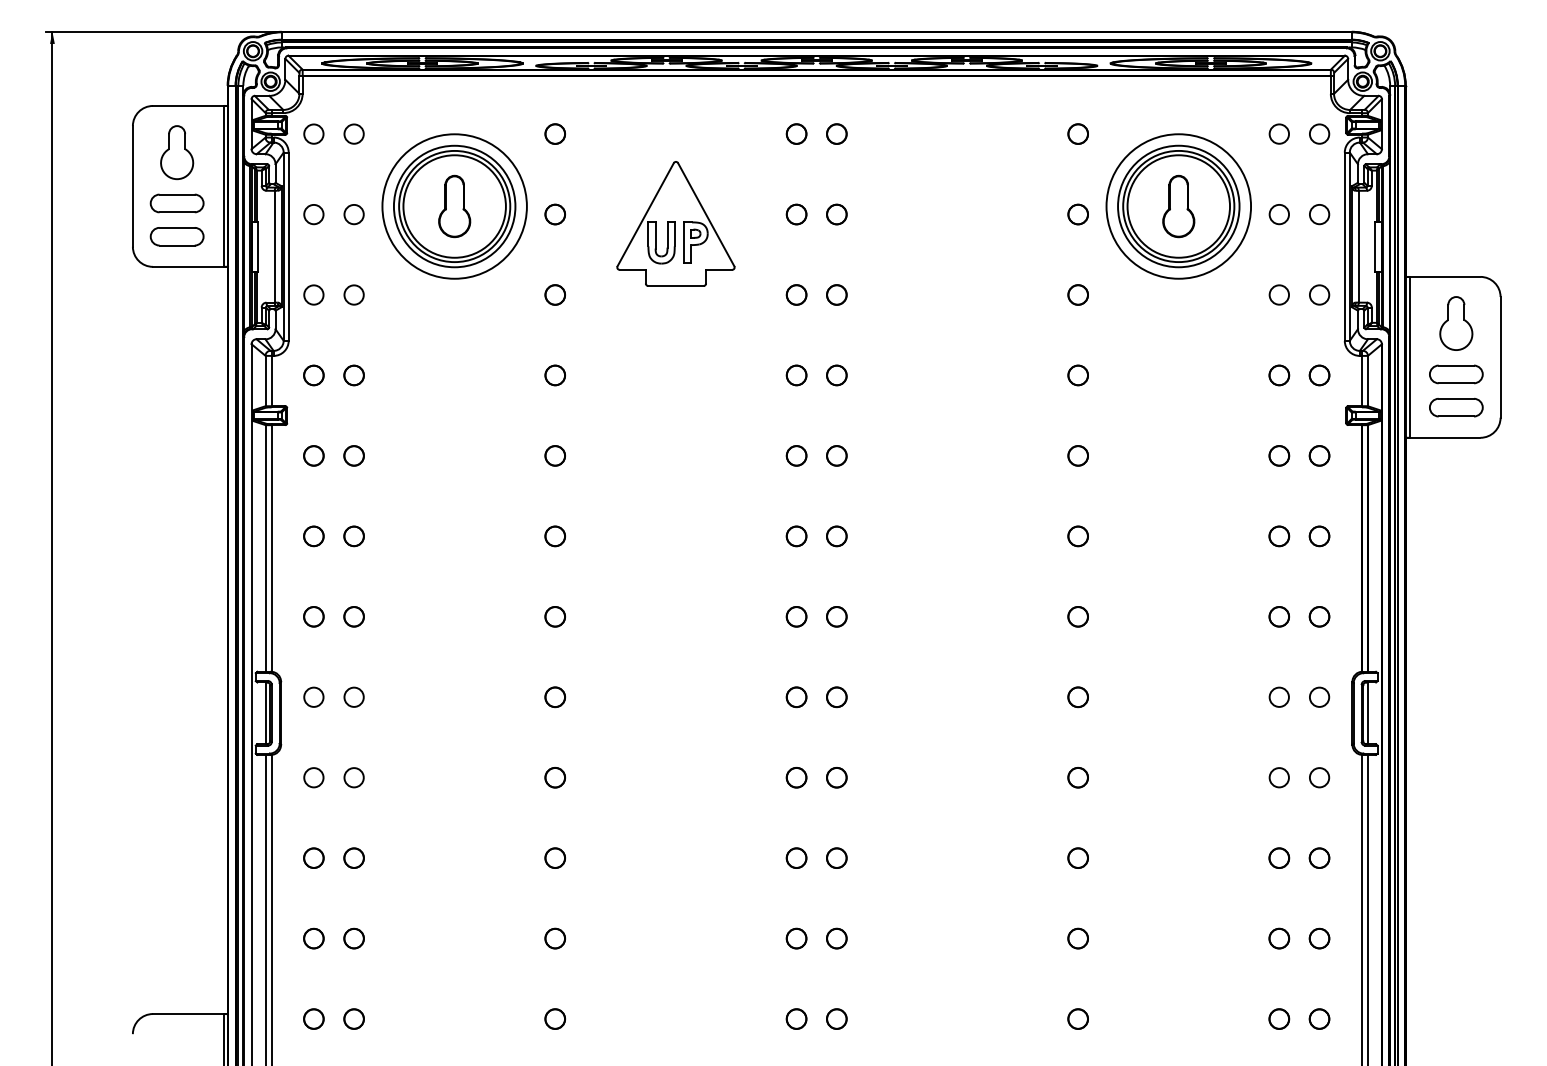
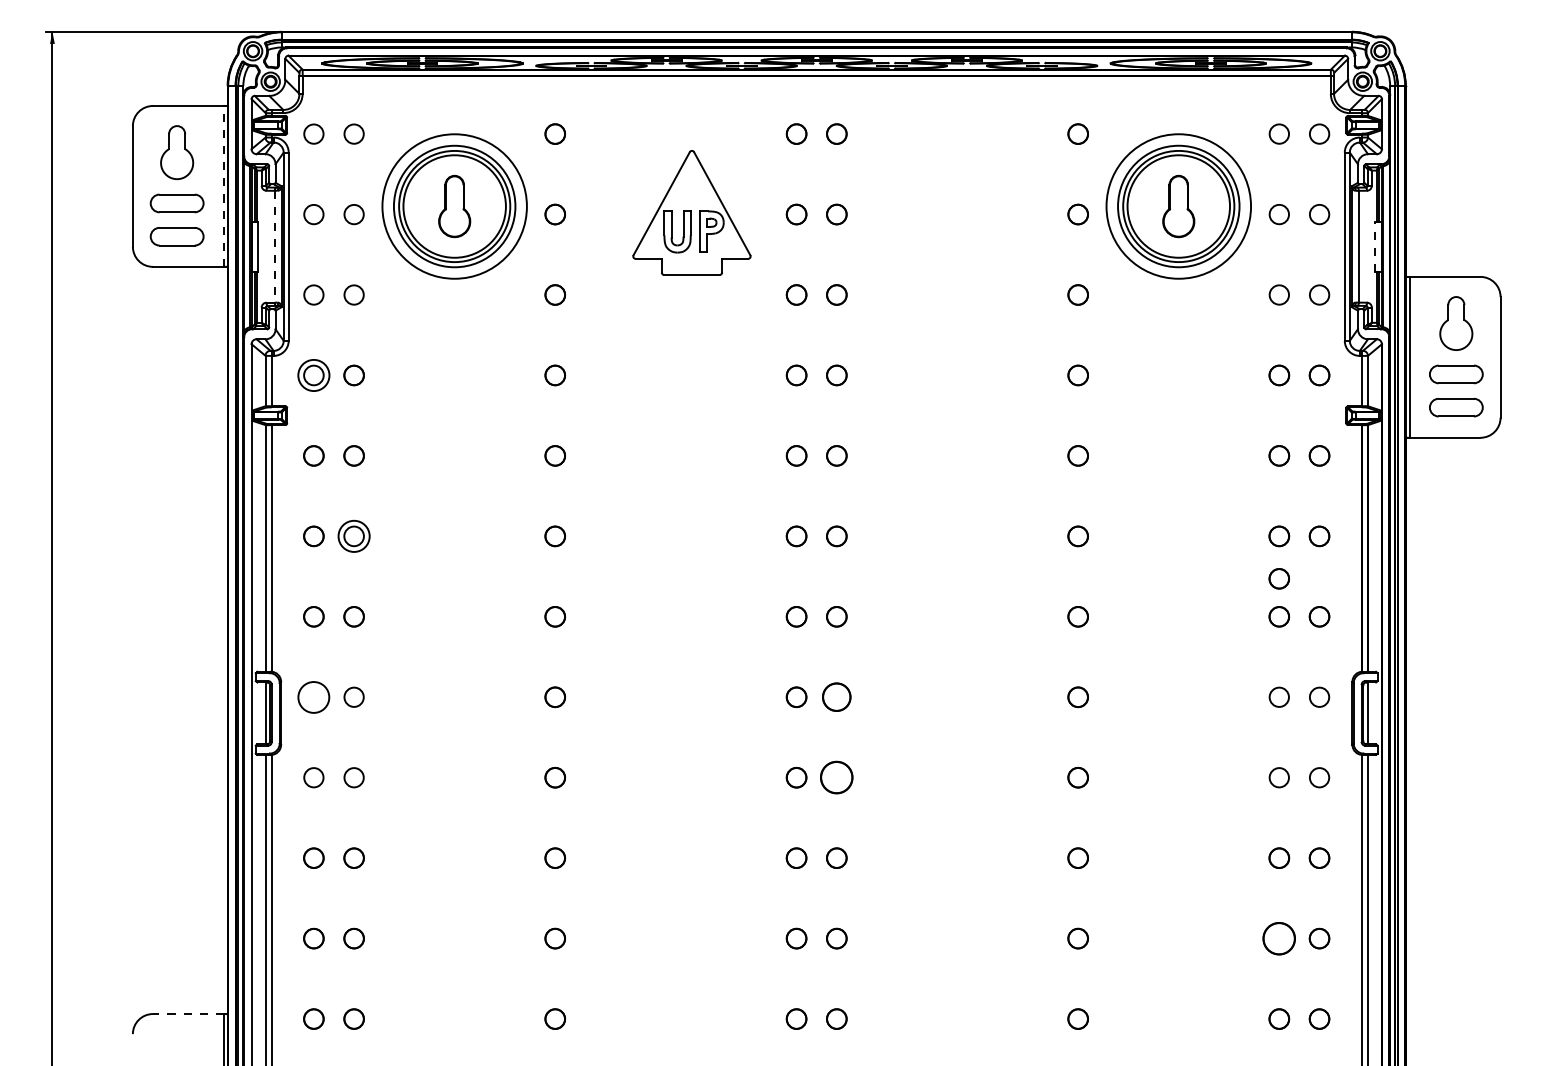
line: solid -> dashed (223, 185)
part position: (675, 223) -> (691, 212) (691, 212)
line: solid -> dashed (274, 246)
line: solid -> dashed (1375, 246)
circle diameter: 19 px -> 31 px (313, 375)
circle diameter: 19 px -> 31 px (353, 535)
circle: none -> present (1278, 578)
circle size: 22x22 px -> 34x33 px (313, 697)
part size: 22x23 px -> 30x30 px (836, 696)
circle size: 22x22 px -> 34x35 px (836, 777)
part size: 23x23 px -> 34x34 px (1278, 938)
line: solid -> dashed (187, 1014)
